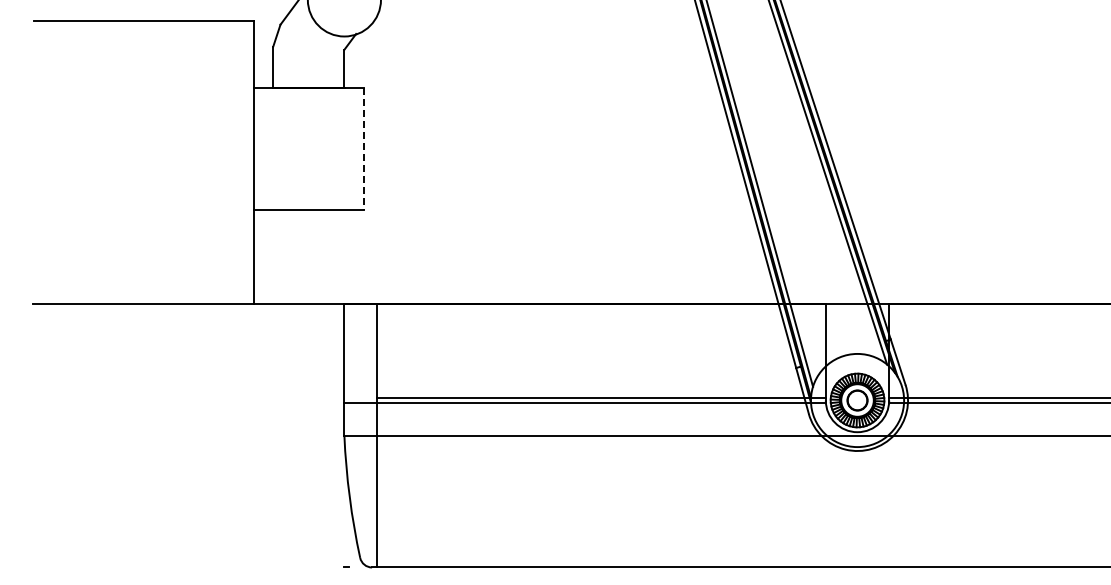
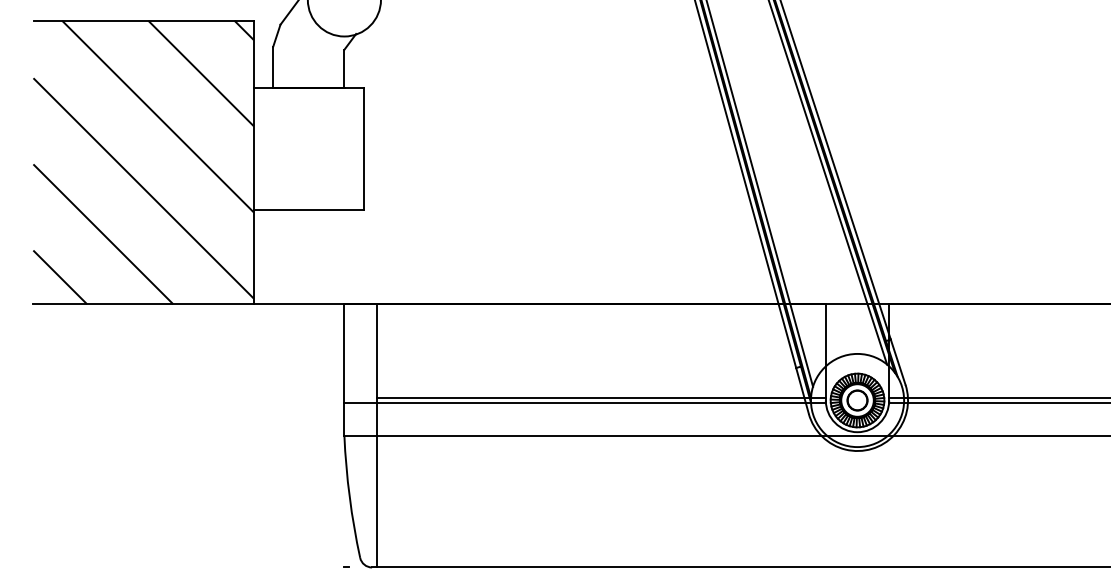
line: dashed -> solid (363, 148)
hatch: none -> present (143, 162)
